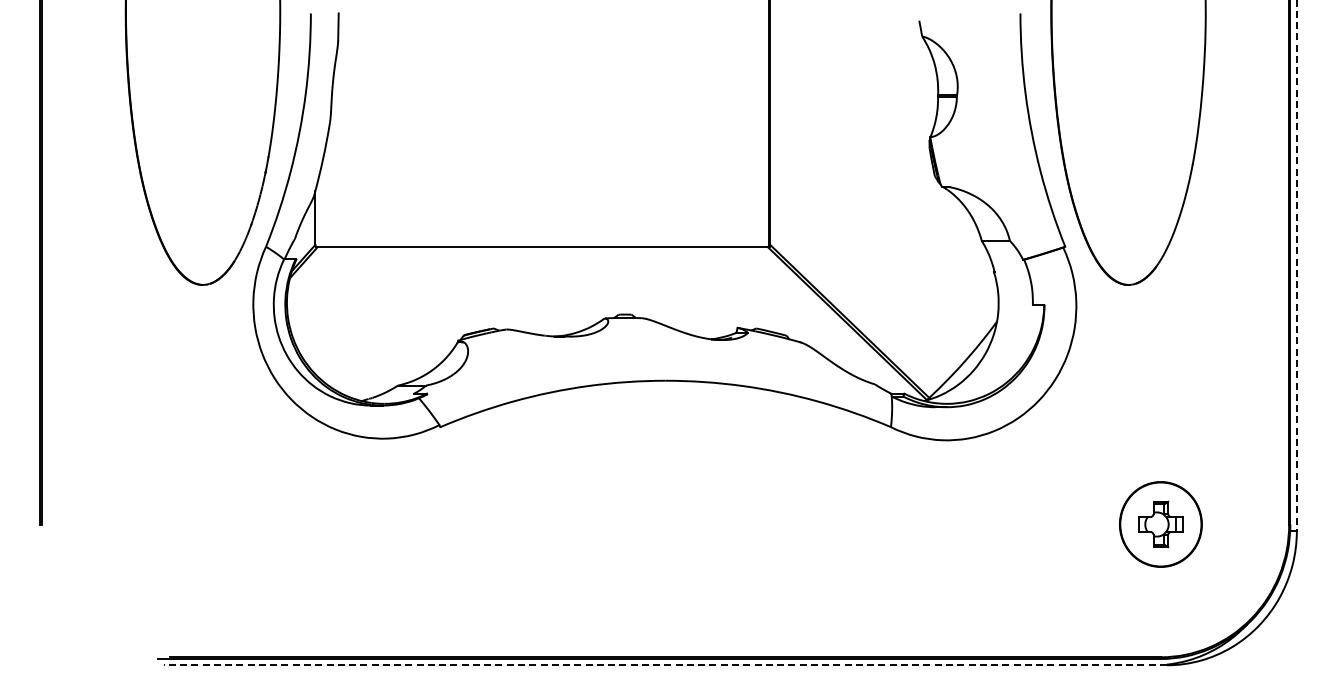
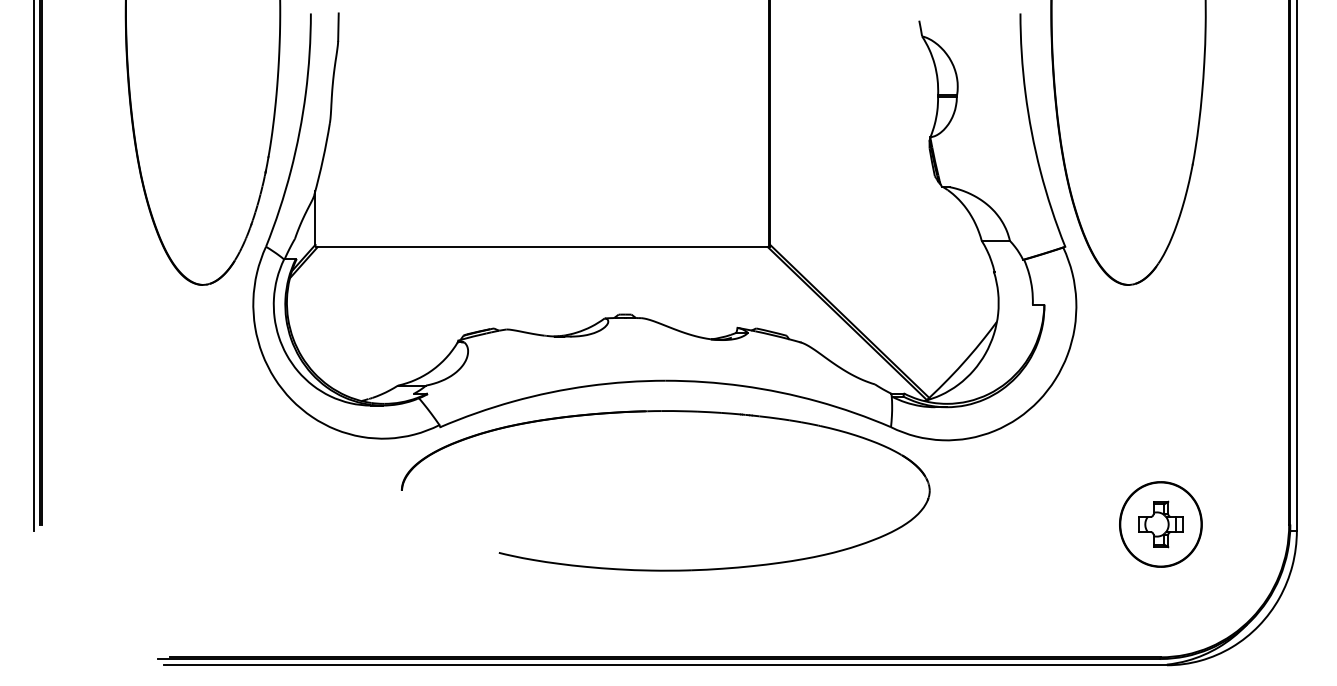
line: none -> present (34, 266)
line: dashed -> solid (1296, 266)
part: none -> present (665, 411)
line: dashed -> solid (665, 665)
